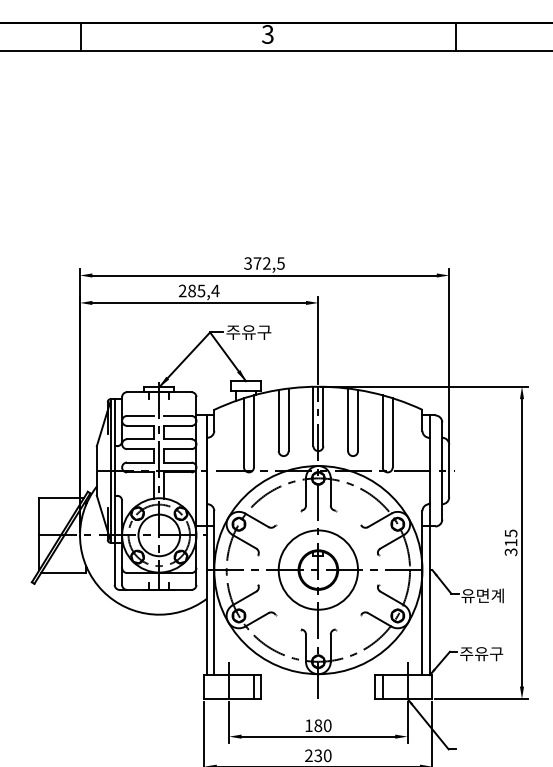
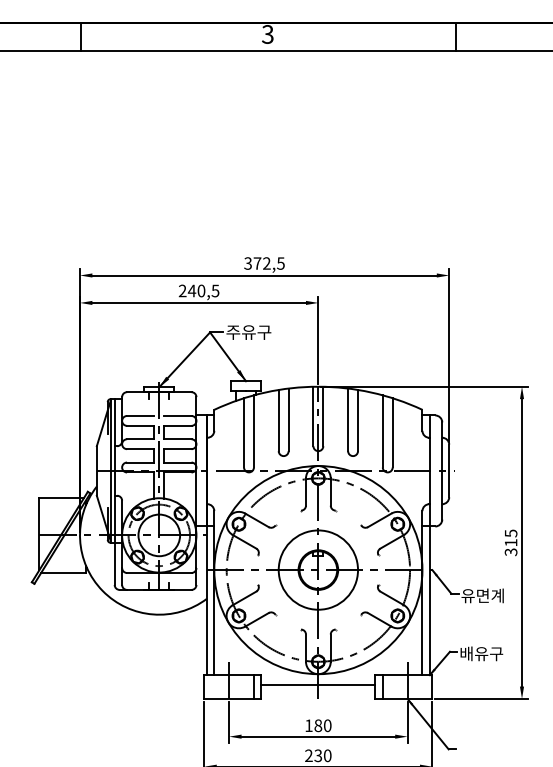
text: 285,4 -> 240,5 (203, 290)
text: 주유구 -> 배유구 (466, 653)
line: none -> present (318, 685)
